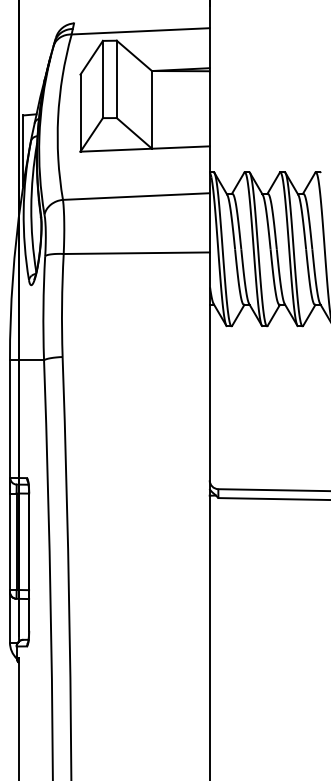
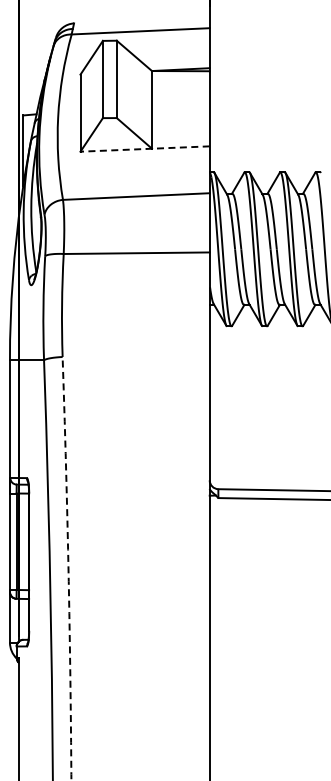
line: solid -> dashed (145, 149)
arc: solid -> dashed (68, 568)
